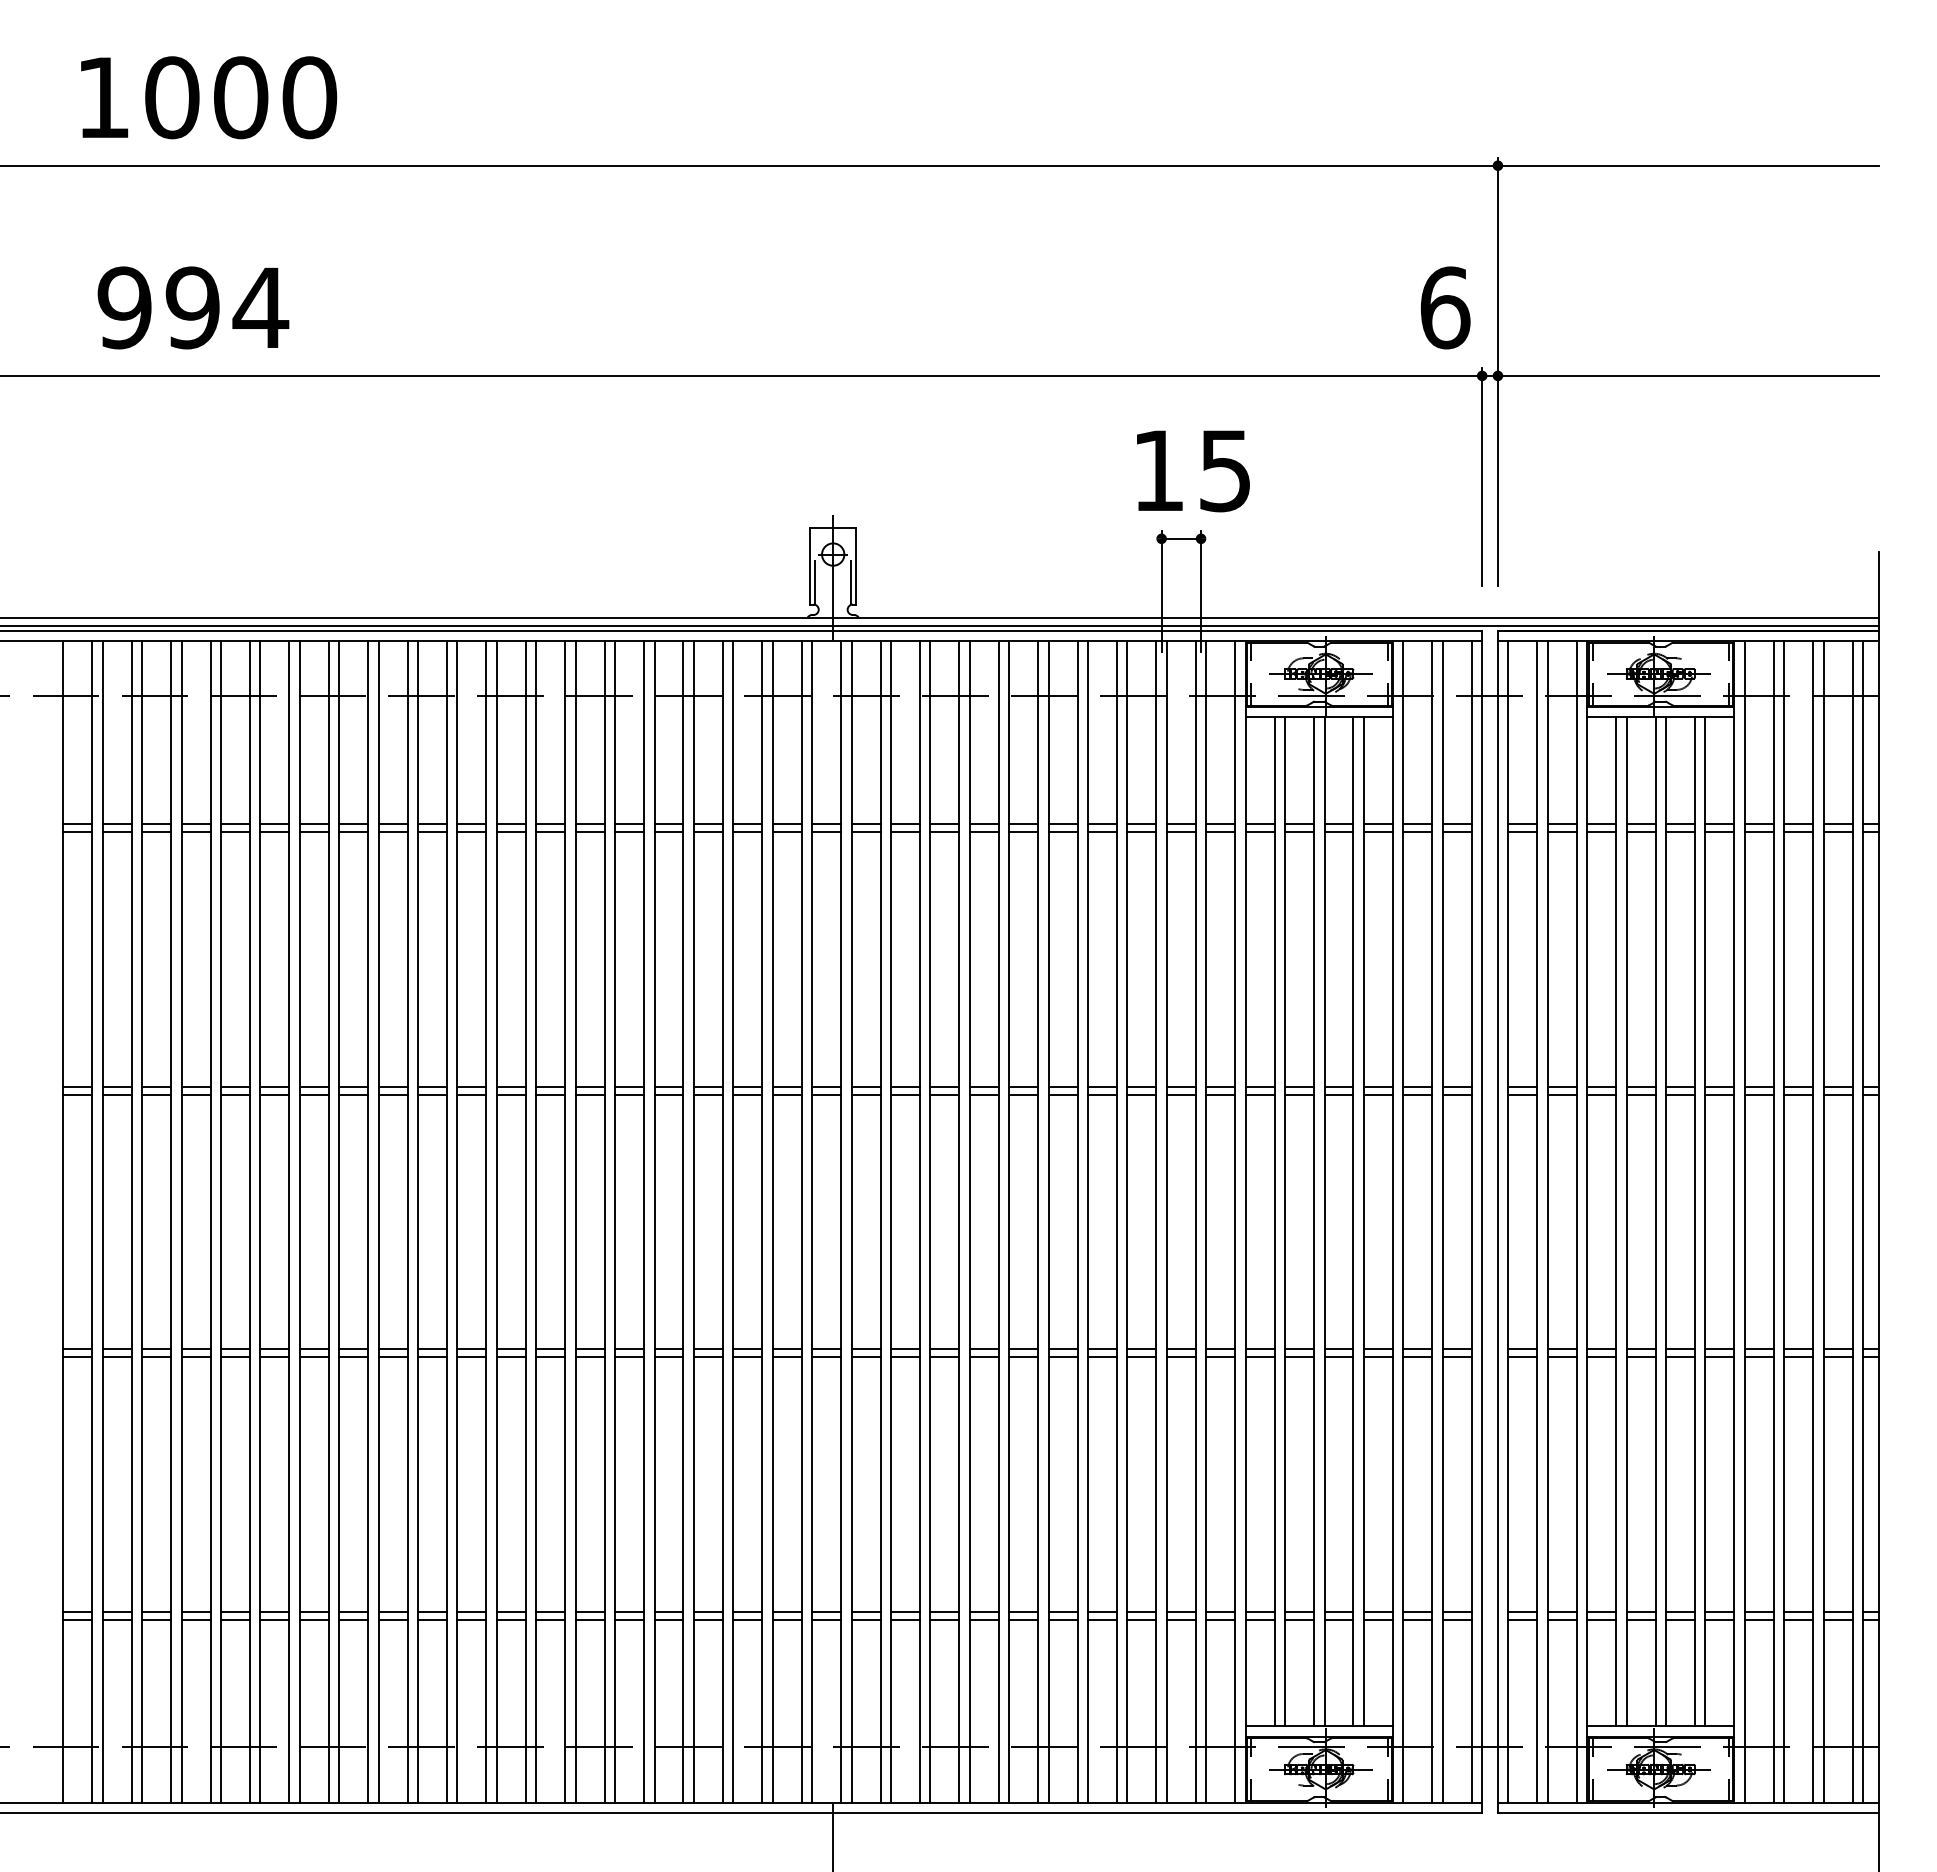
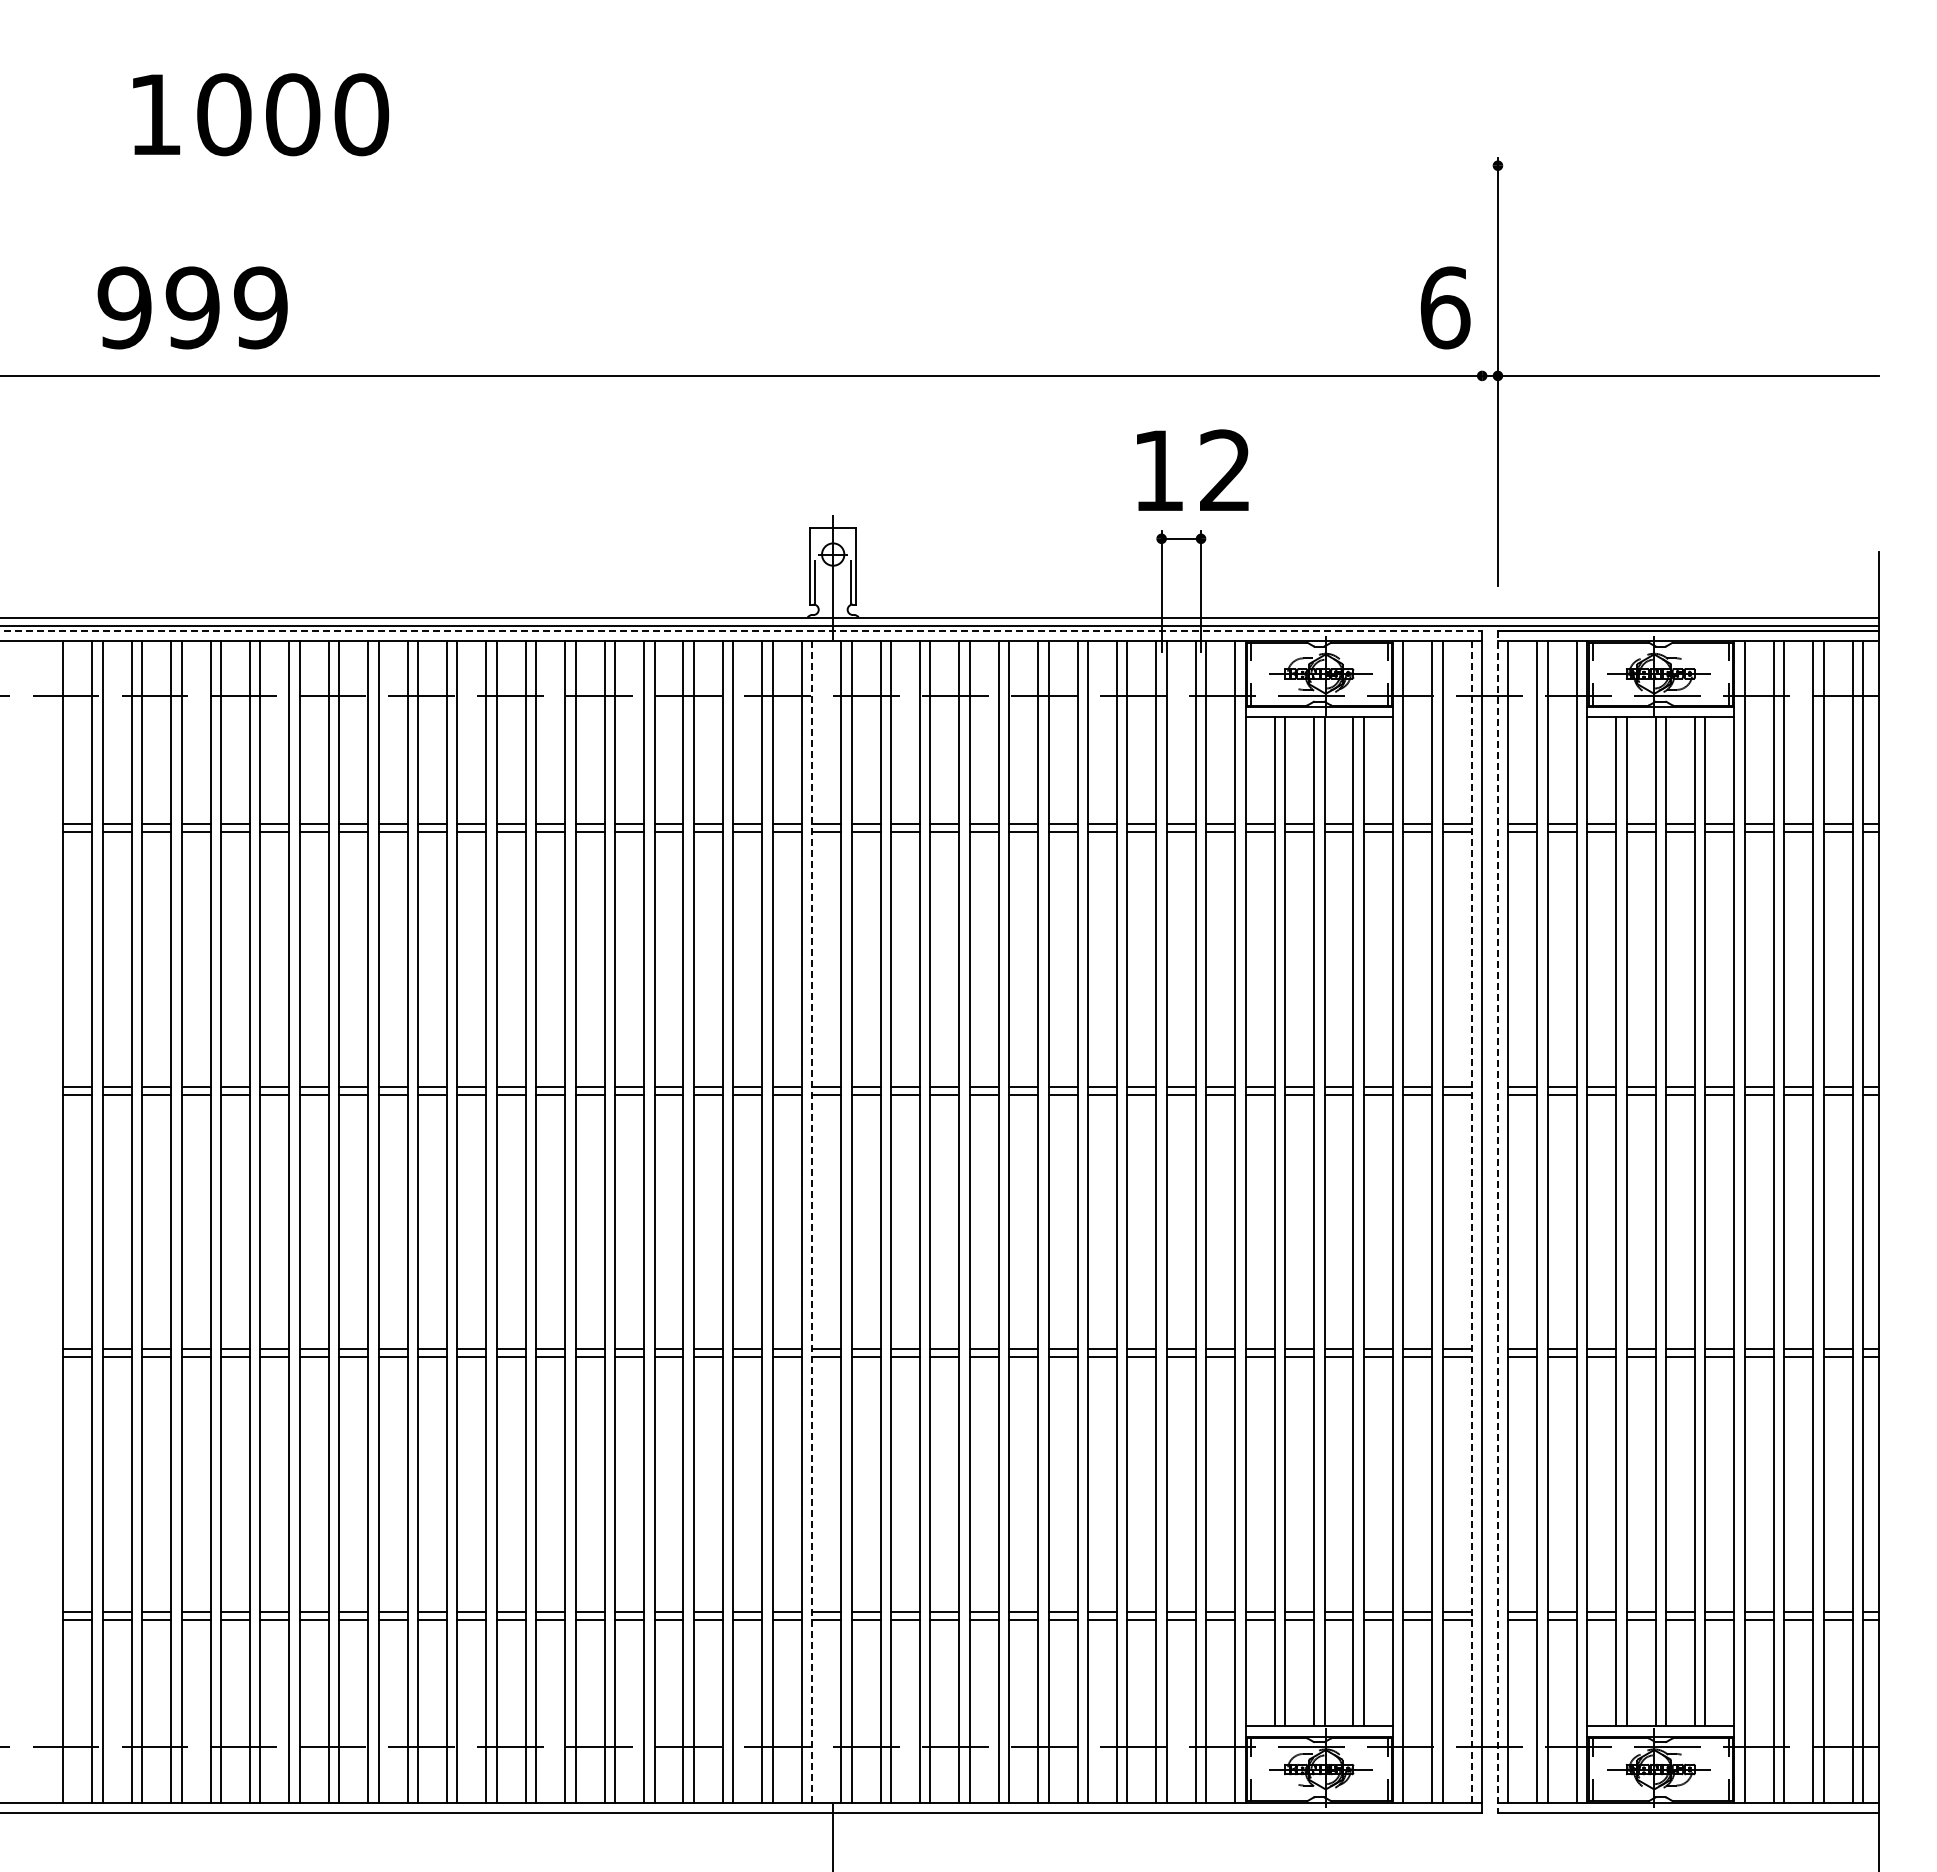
text position: (209, 97) -> (261, 114) (261, 114)
line: present -> none (940, 165)
text: 994 -> 999 (260, 307)
text: 15 -> 12 (1224, 470)
line: present -> none (1482, 477)
line: solid -> dashed (741, 630)
line: solid -> dashed (812, 1221)
line: solid -> dashed (1471, 1221)
line: solid -> dashed (1497, 1222)
